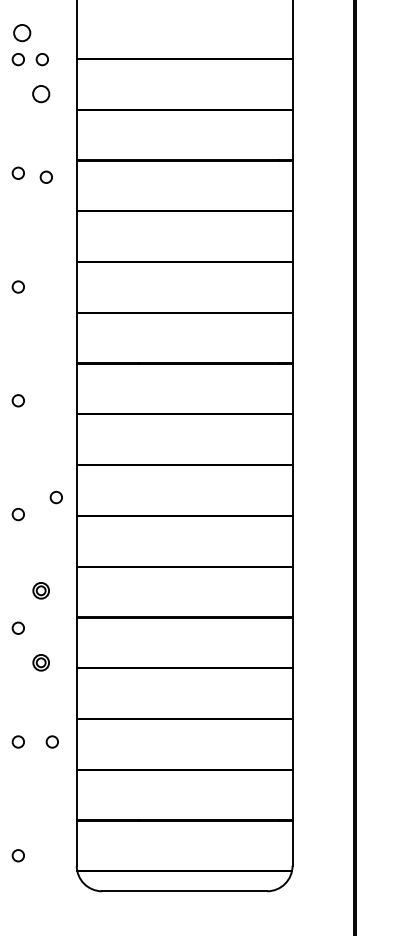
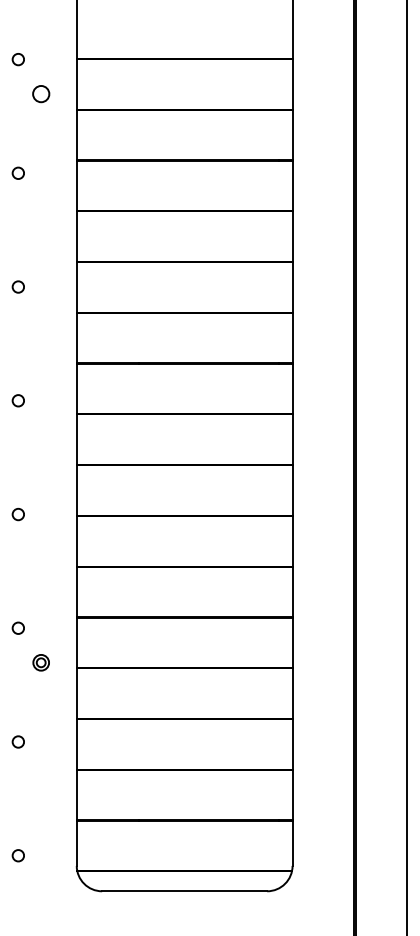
circle: present -> none (22, 33)
circle: present -> none (41, 59)
circle: present -> none (45, 176)
line: none -> present (407, 467)
circle: present -> none (55, 497)
part: present -> none (40, 590)
circle: present -> none (51, 741)
